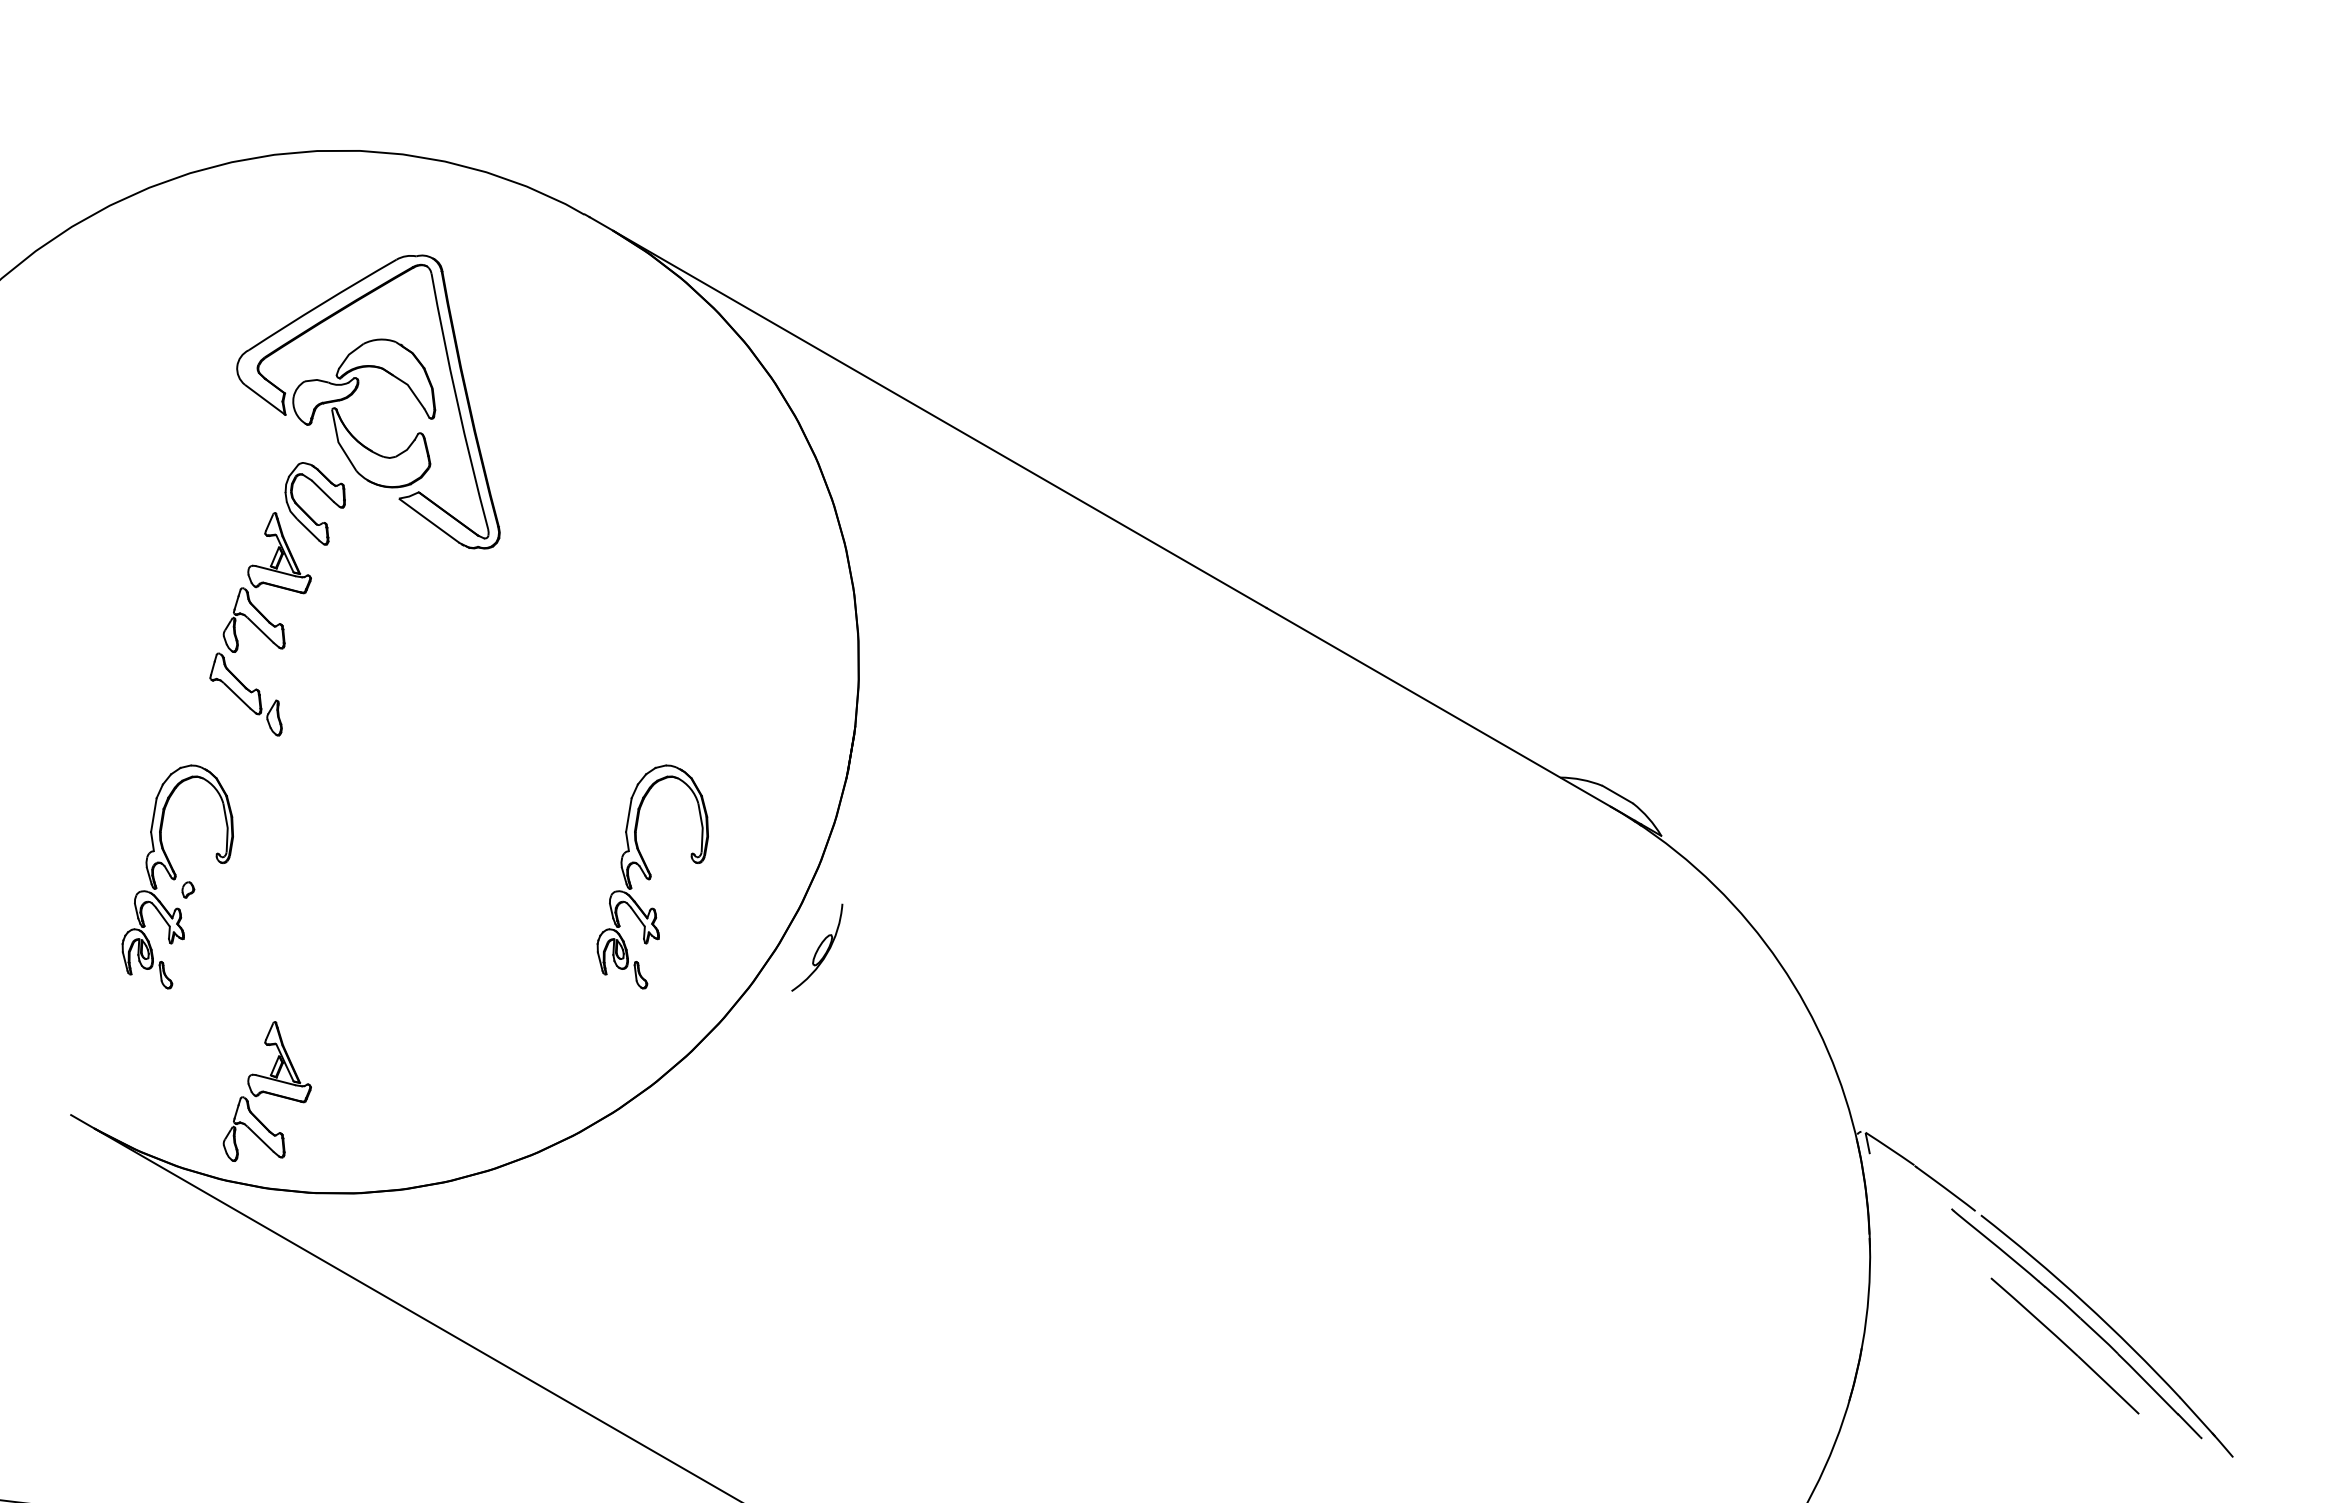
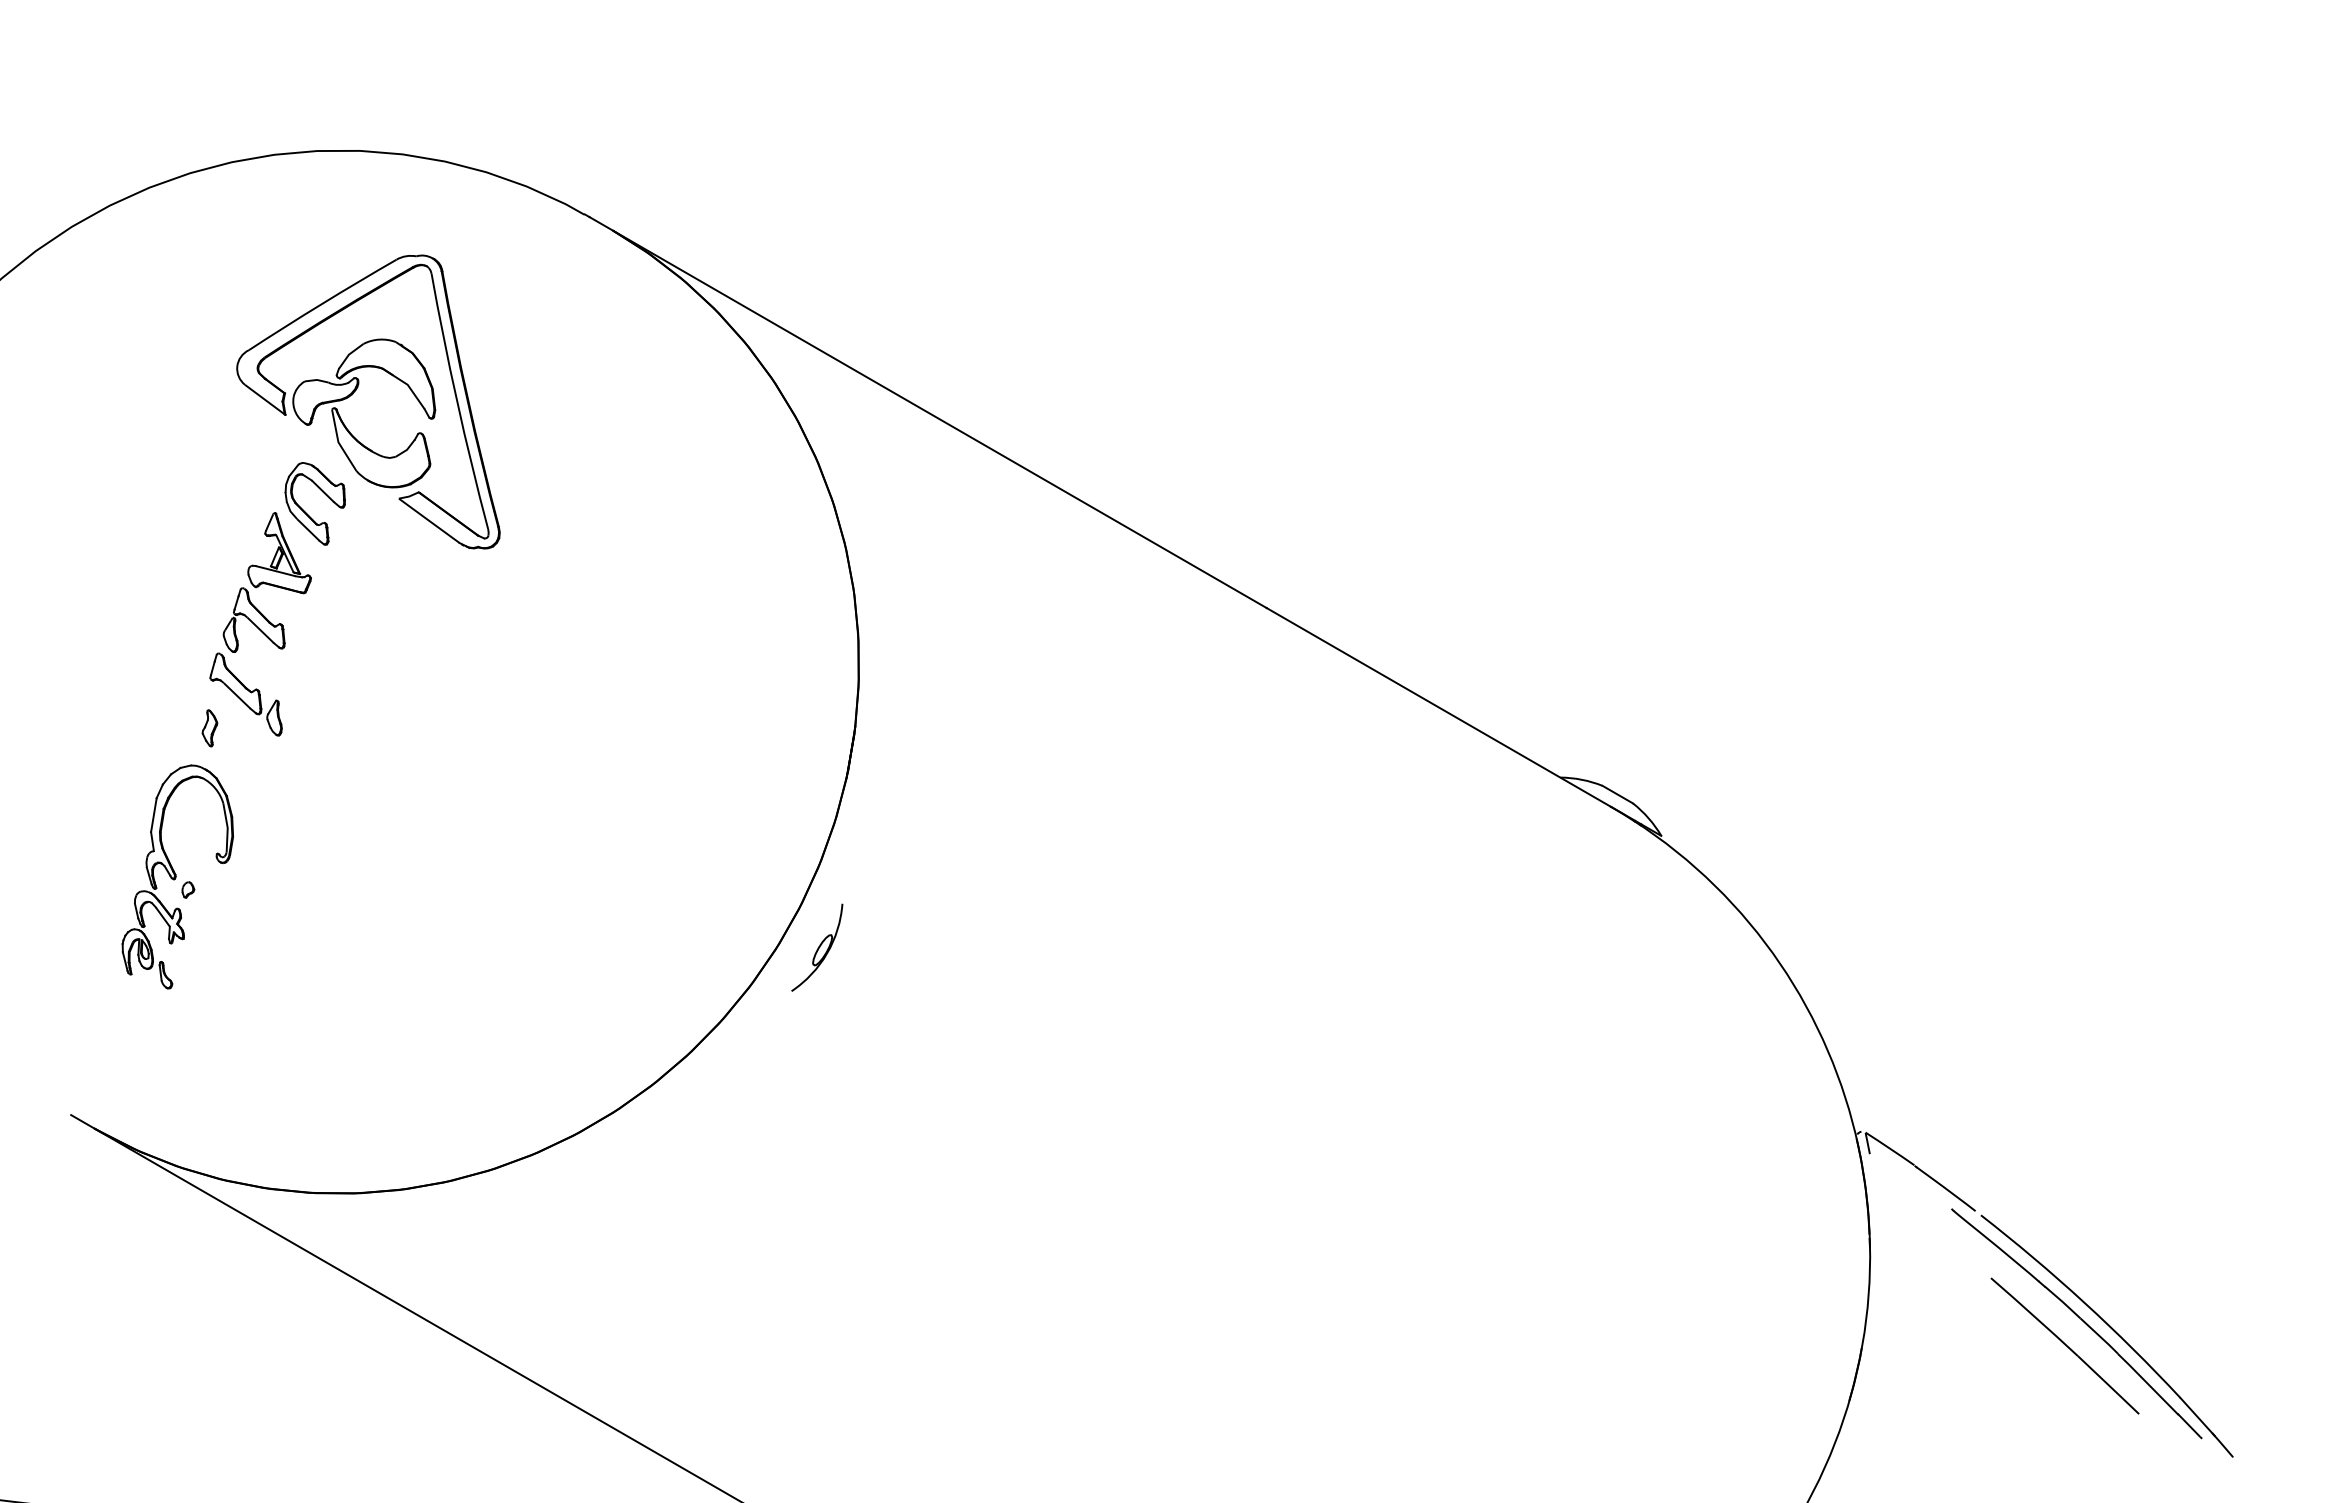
part: none -> present (209, 728)
part: present -> none (652, 876)
part: present -> none (266, 1091)
